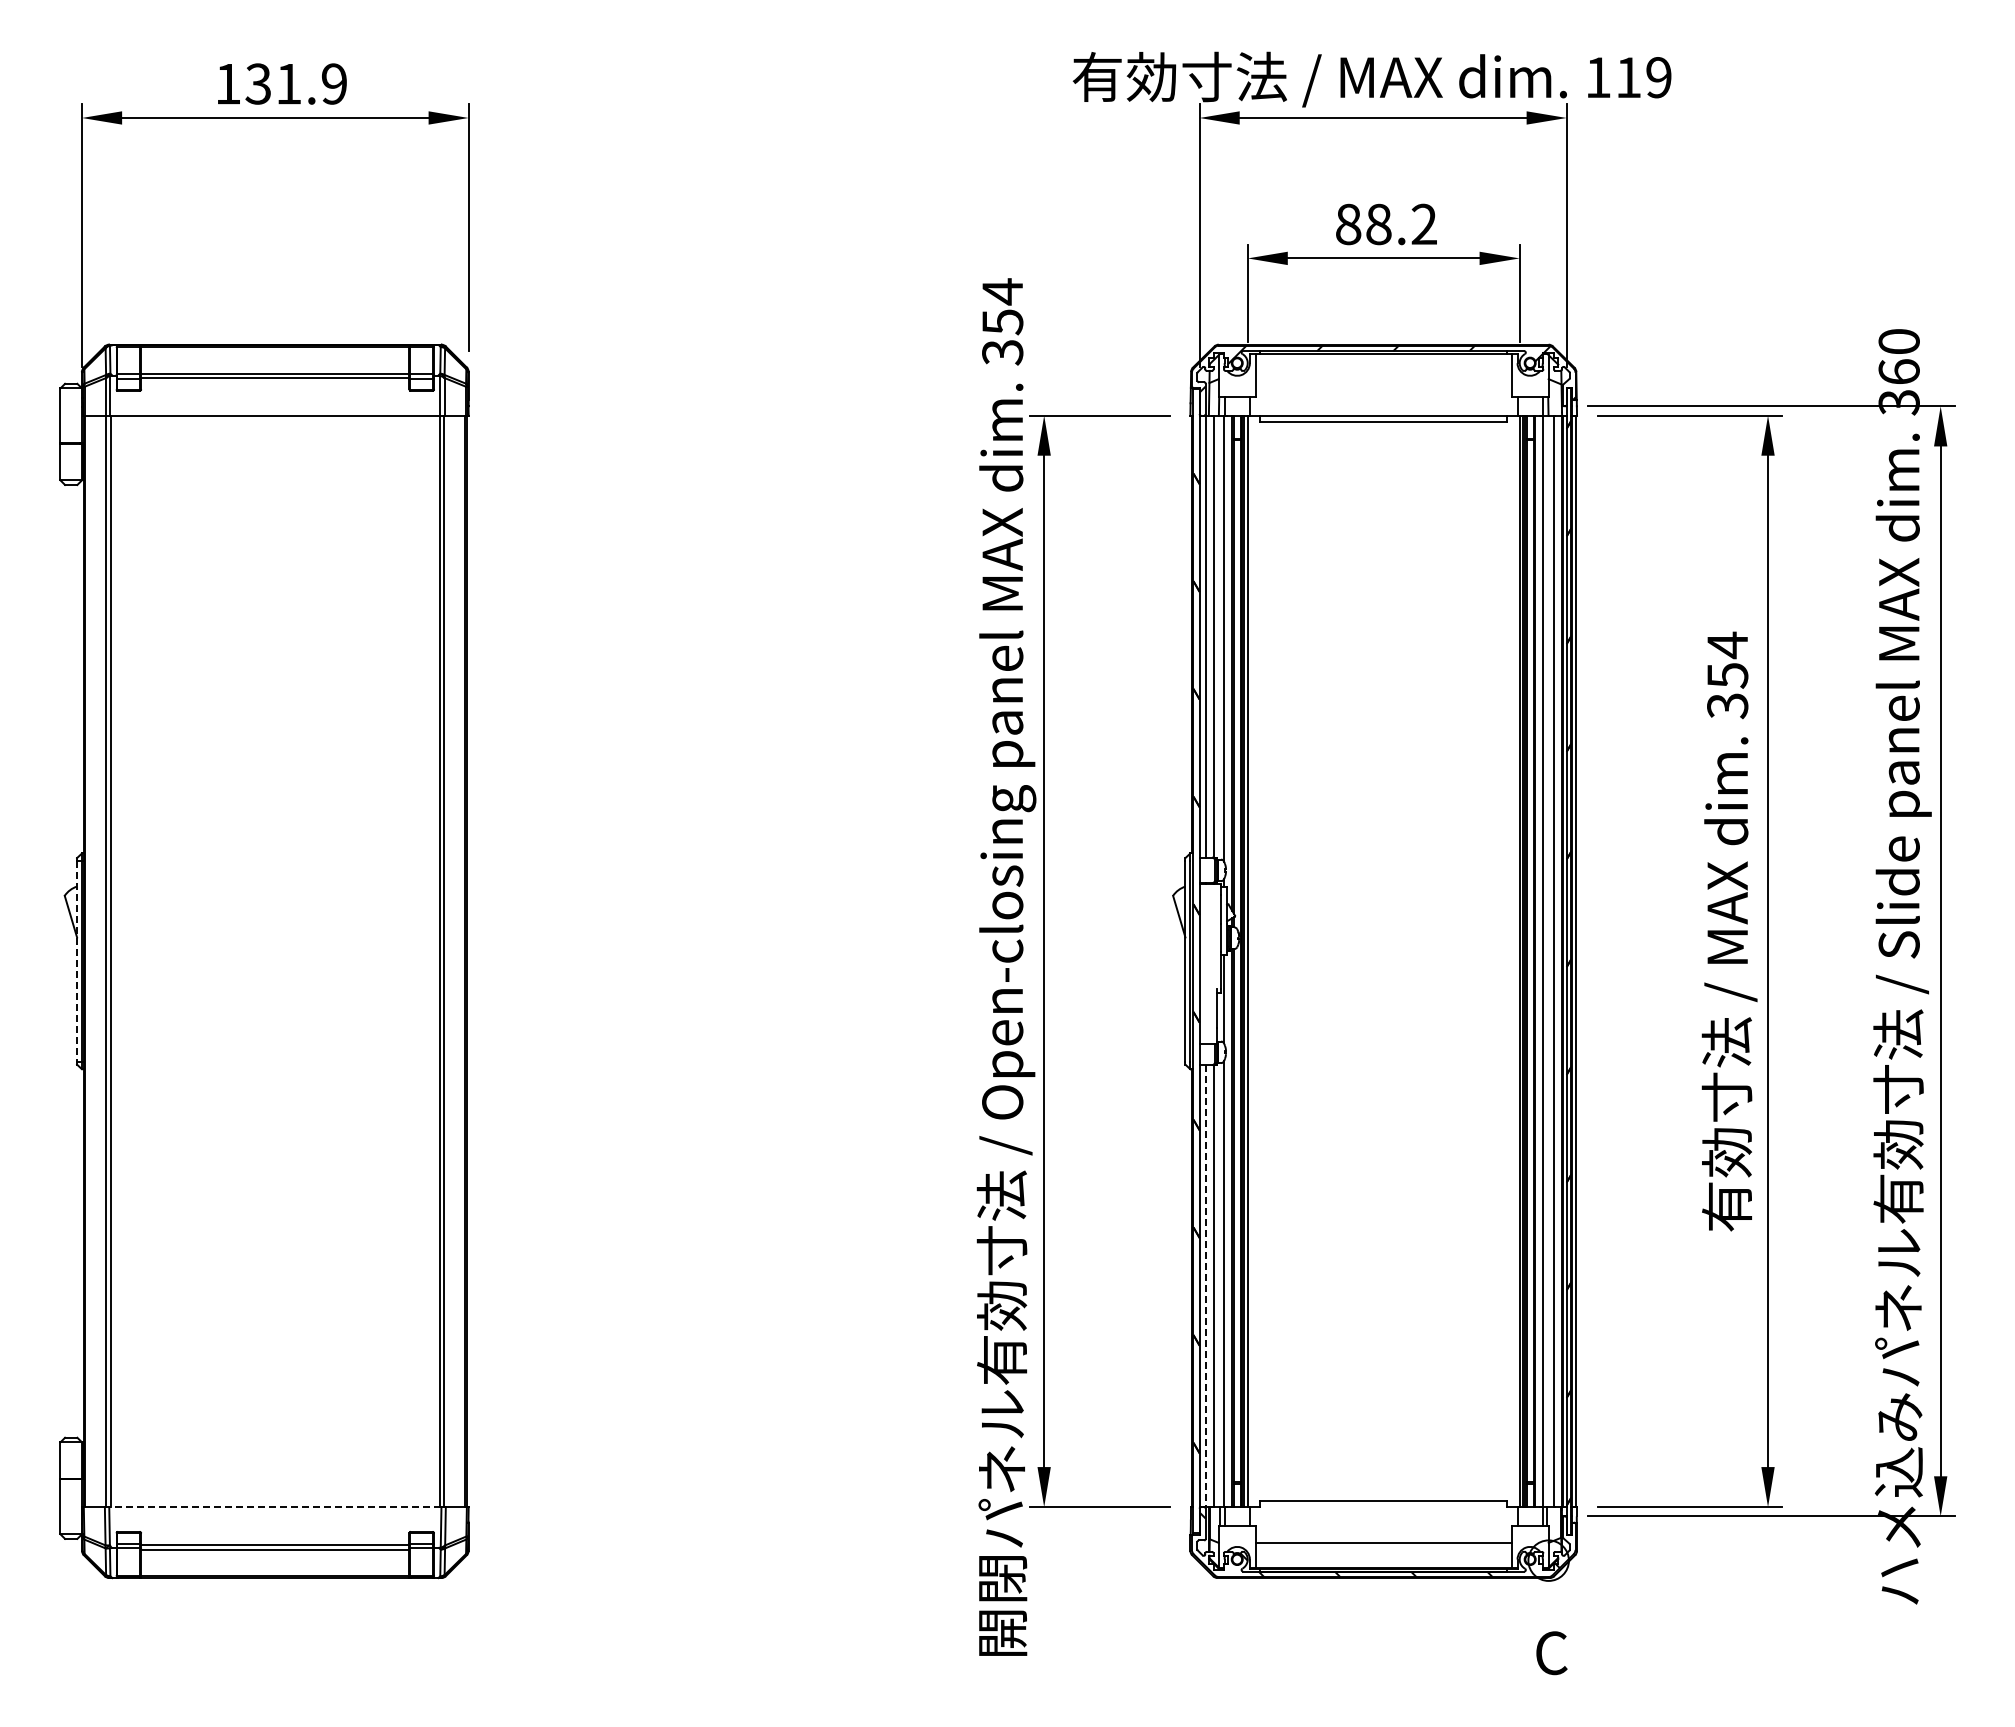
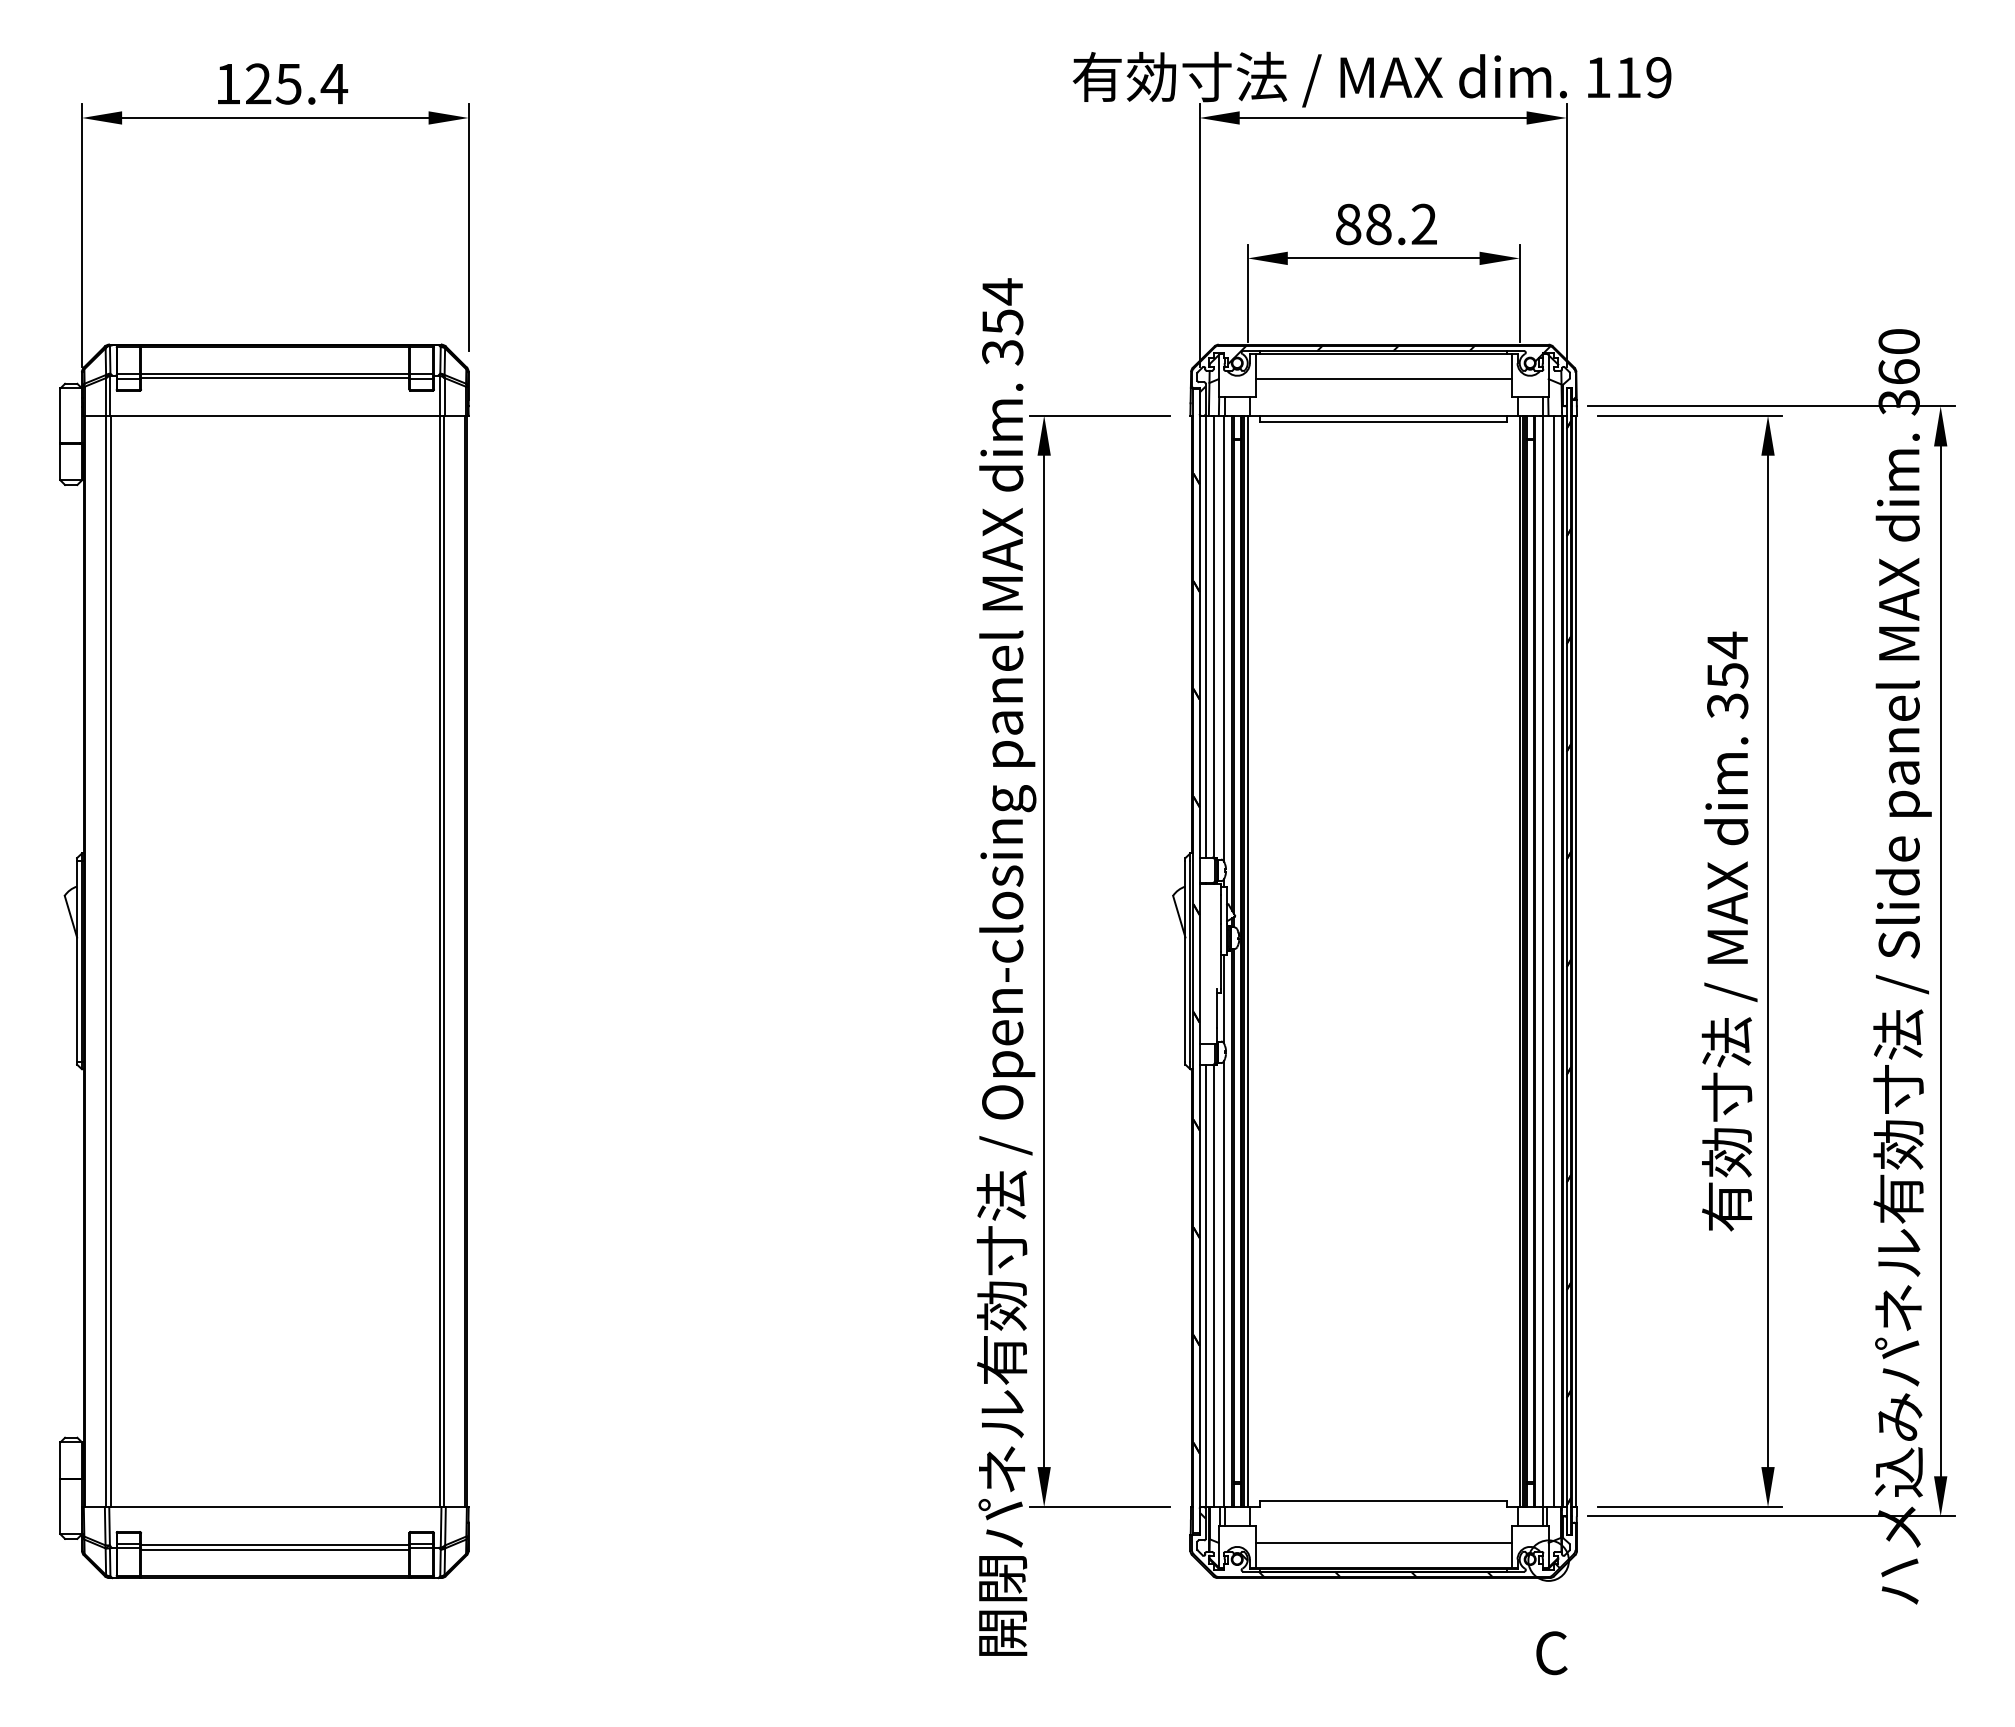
text: 131.9 -> 125.4 (296, 83)
line: none -> present (1383, 378)
line: dashed -> solid (77, 961)
line: dashed -> solid (1205, 1286)
line: dashed -> solid (274, 1507)
